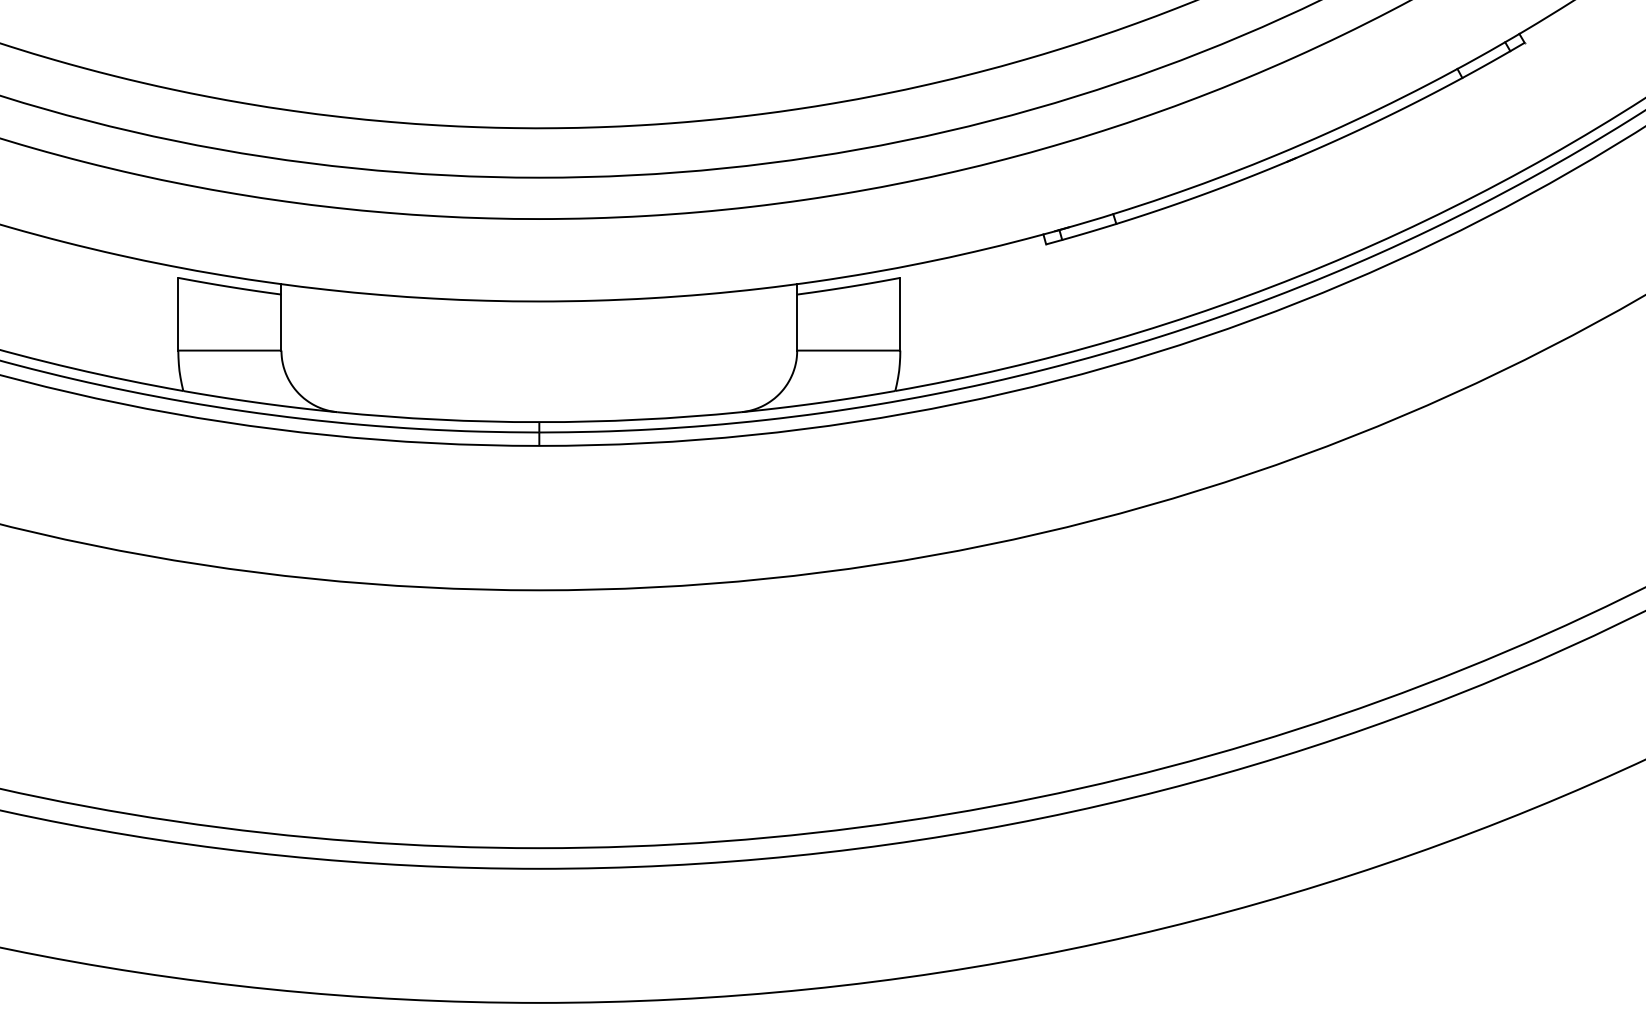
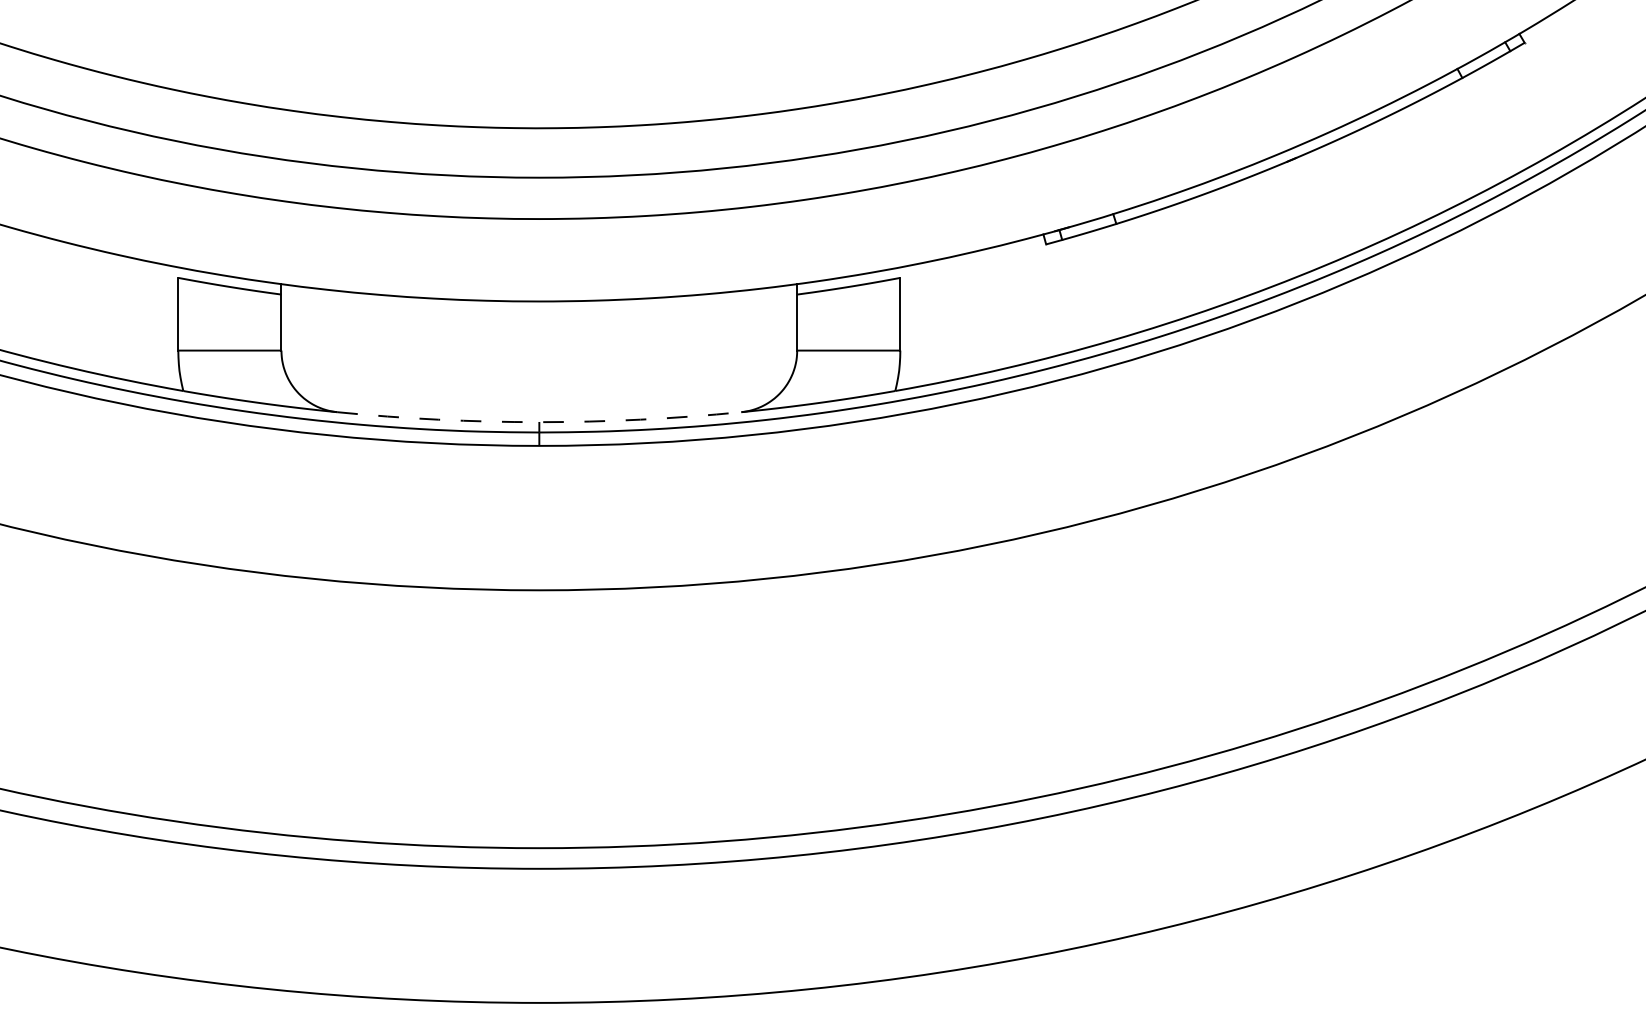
arc: solid -> dashed (539, 422)
